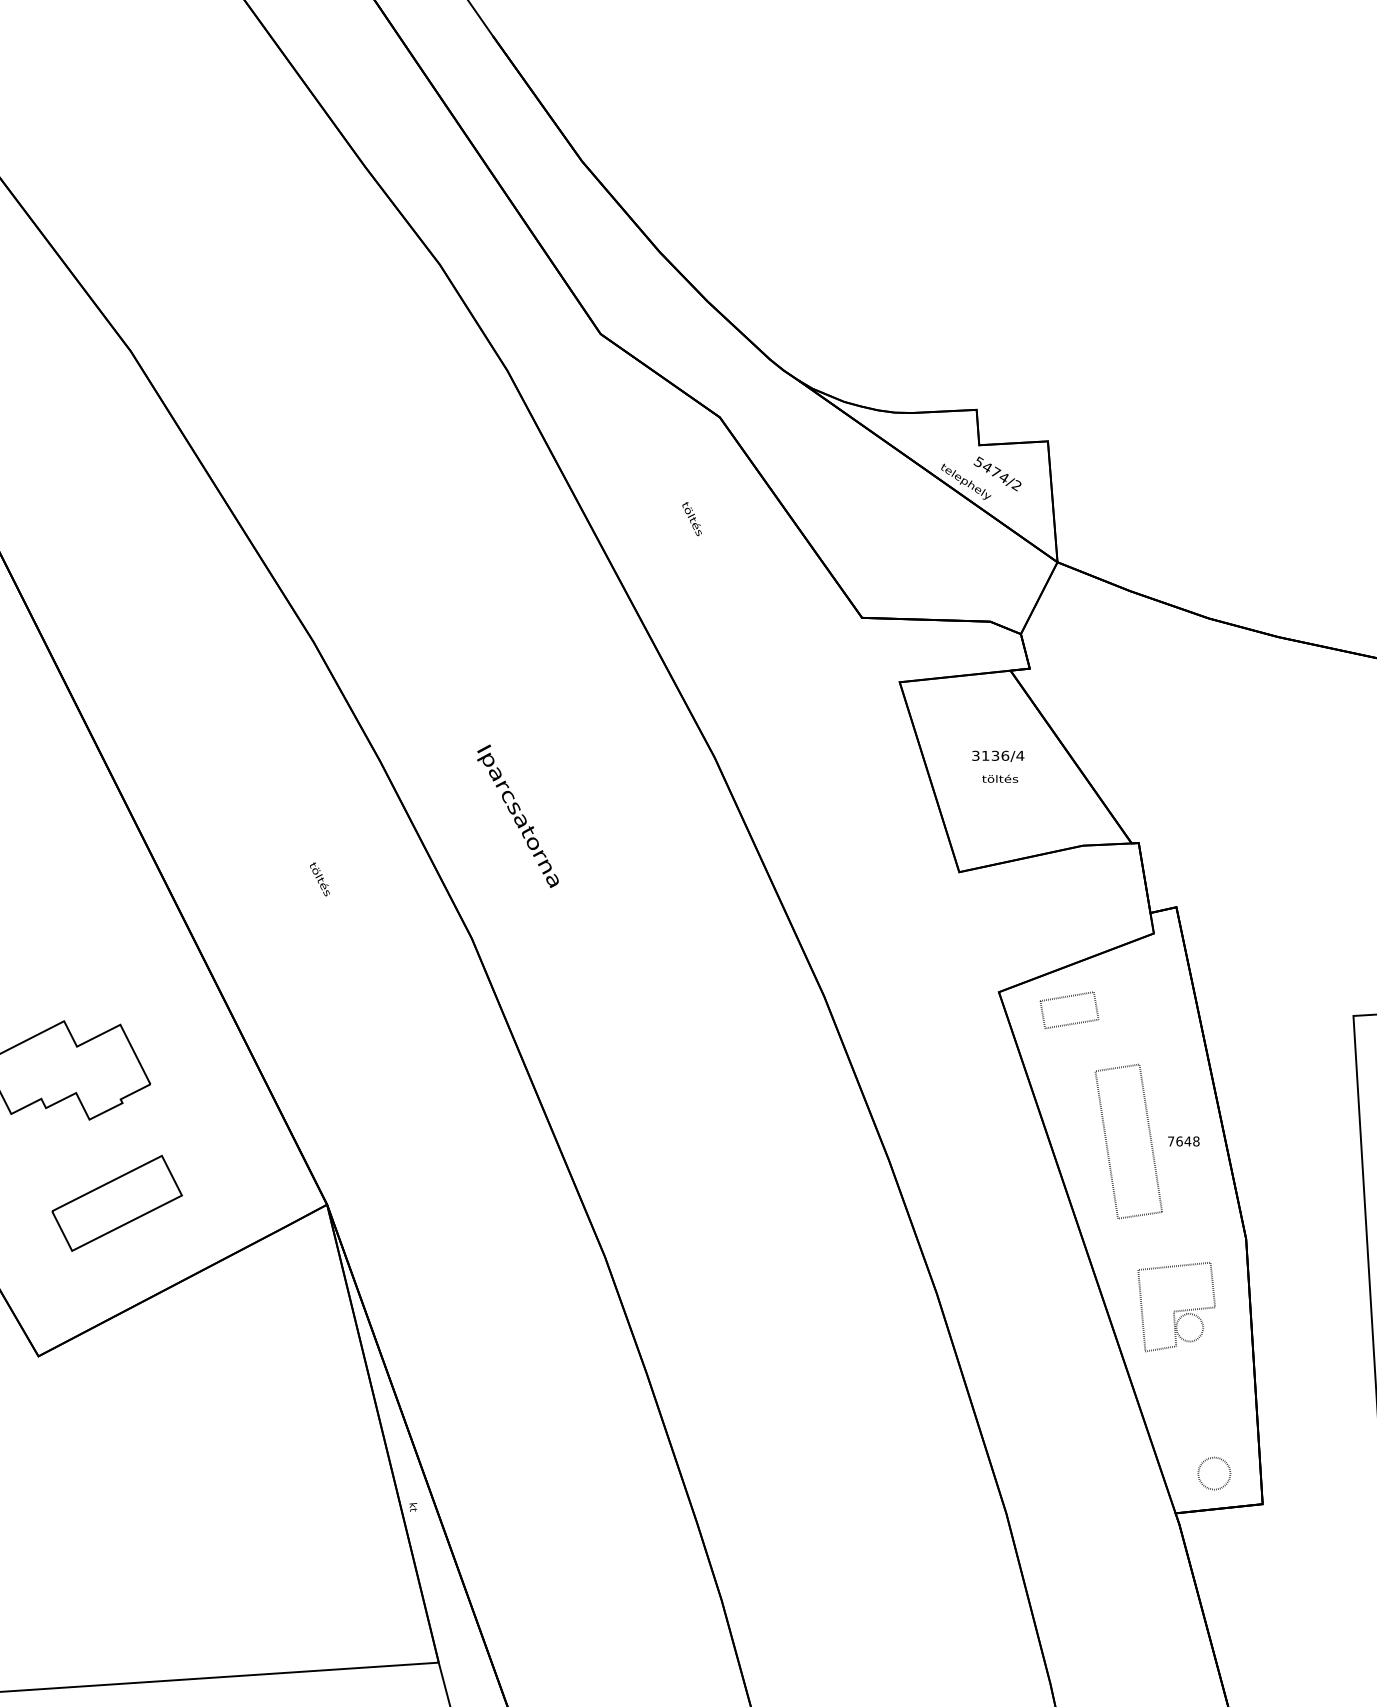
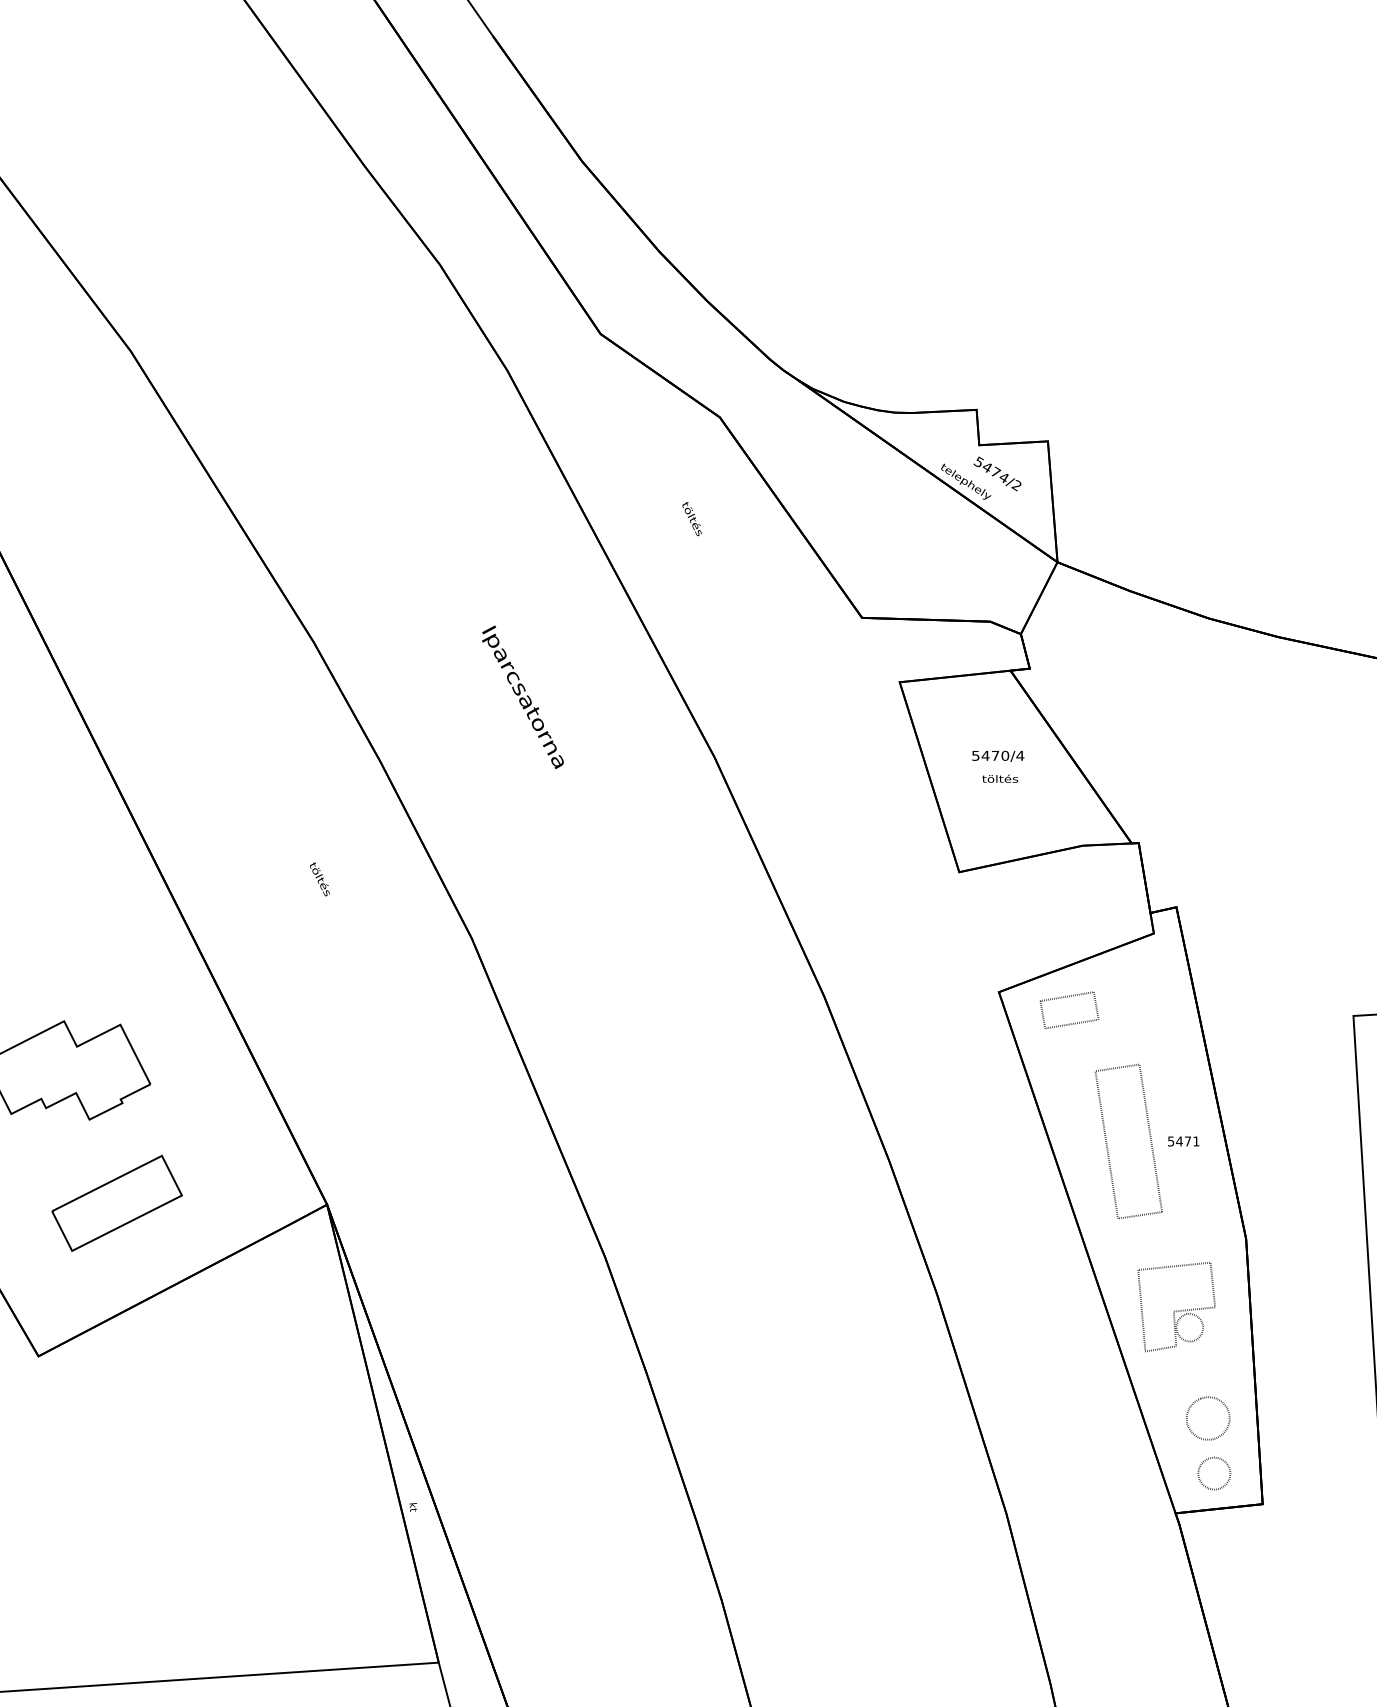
text: 3136/4 -> 5470/4 (990, 755)
text position: (517, 816) -> (522, 697) (522, 697)
text: 7648 -> 5471 (1183, 1141)
part: none -> present (1223, 1431)
